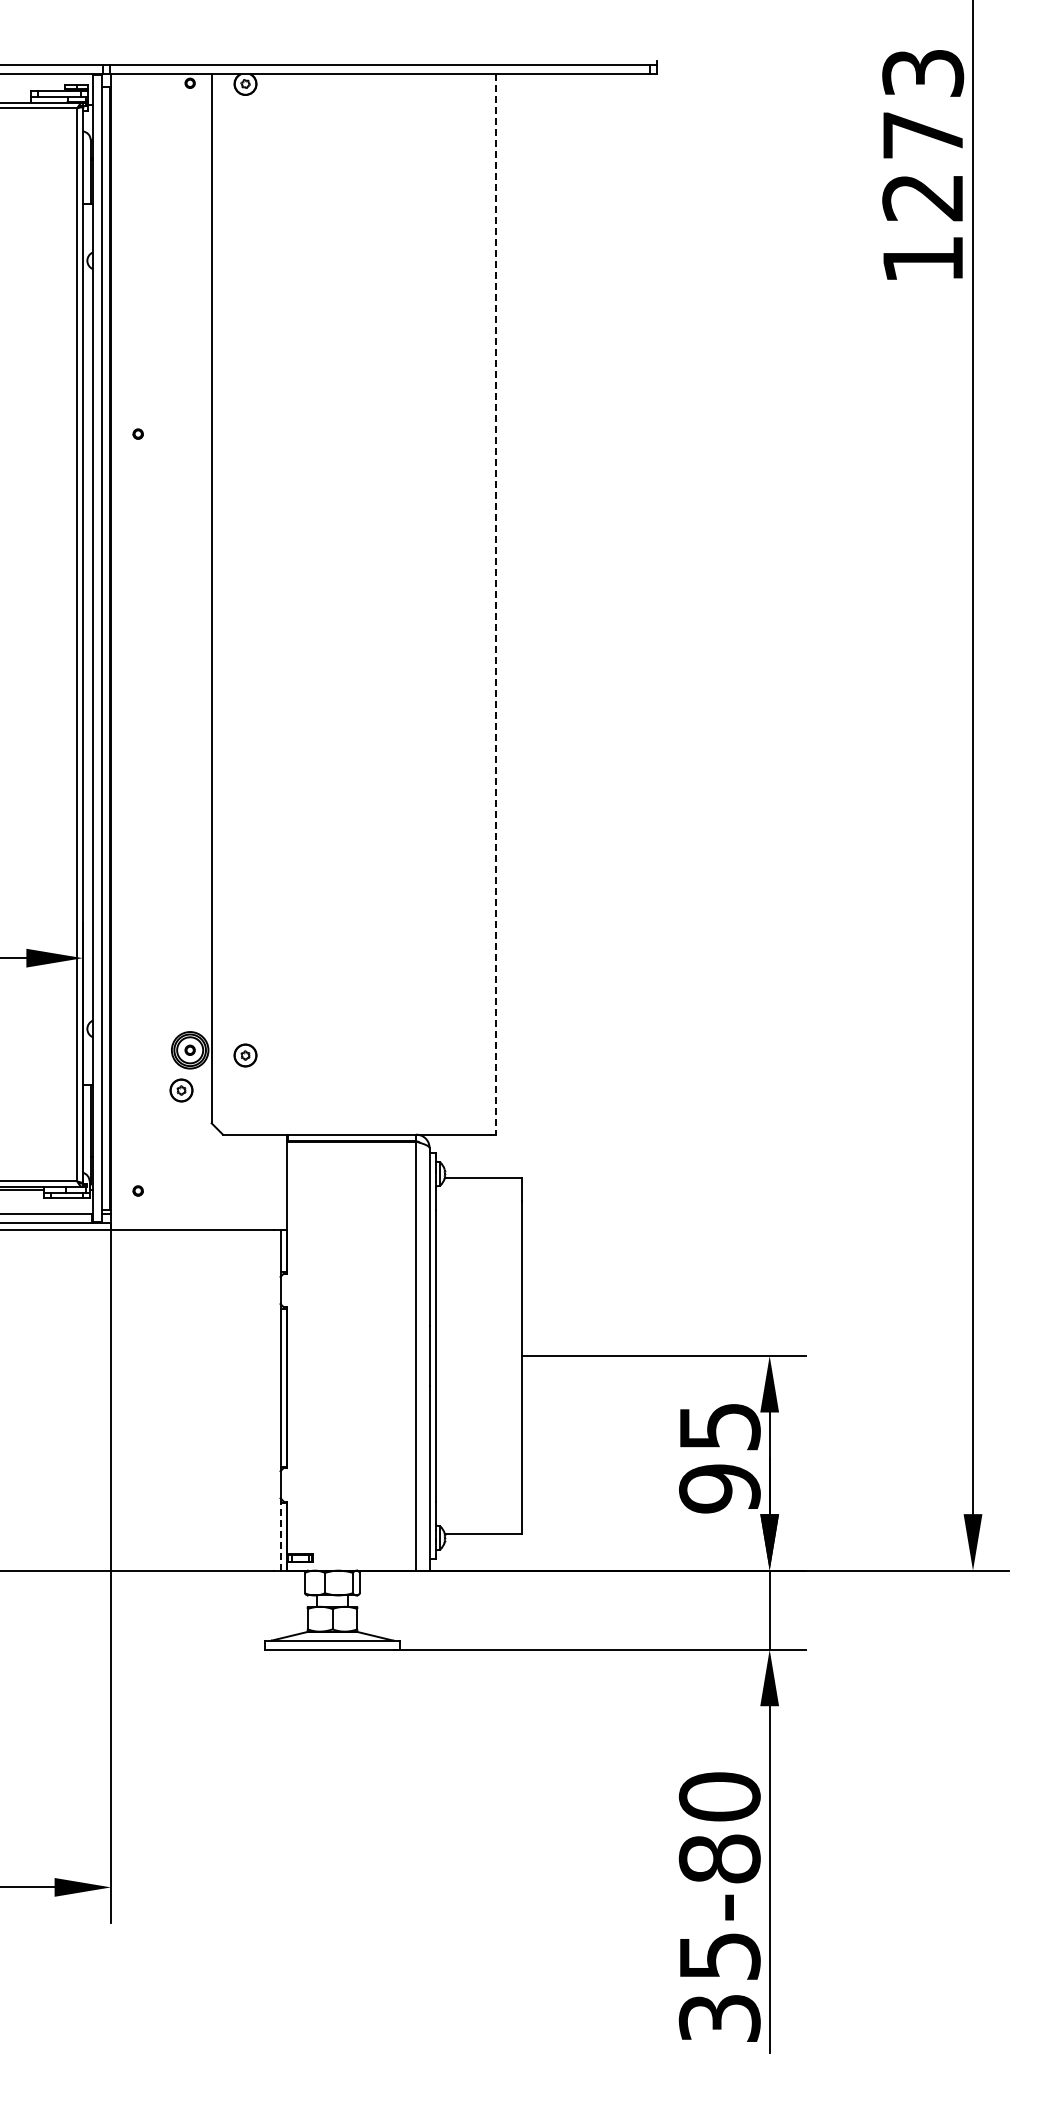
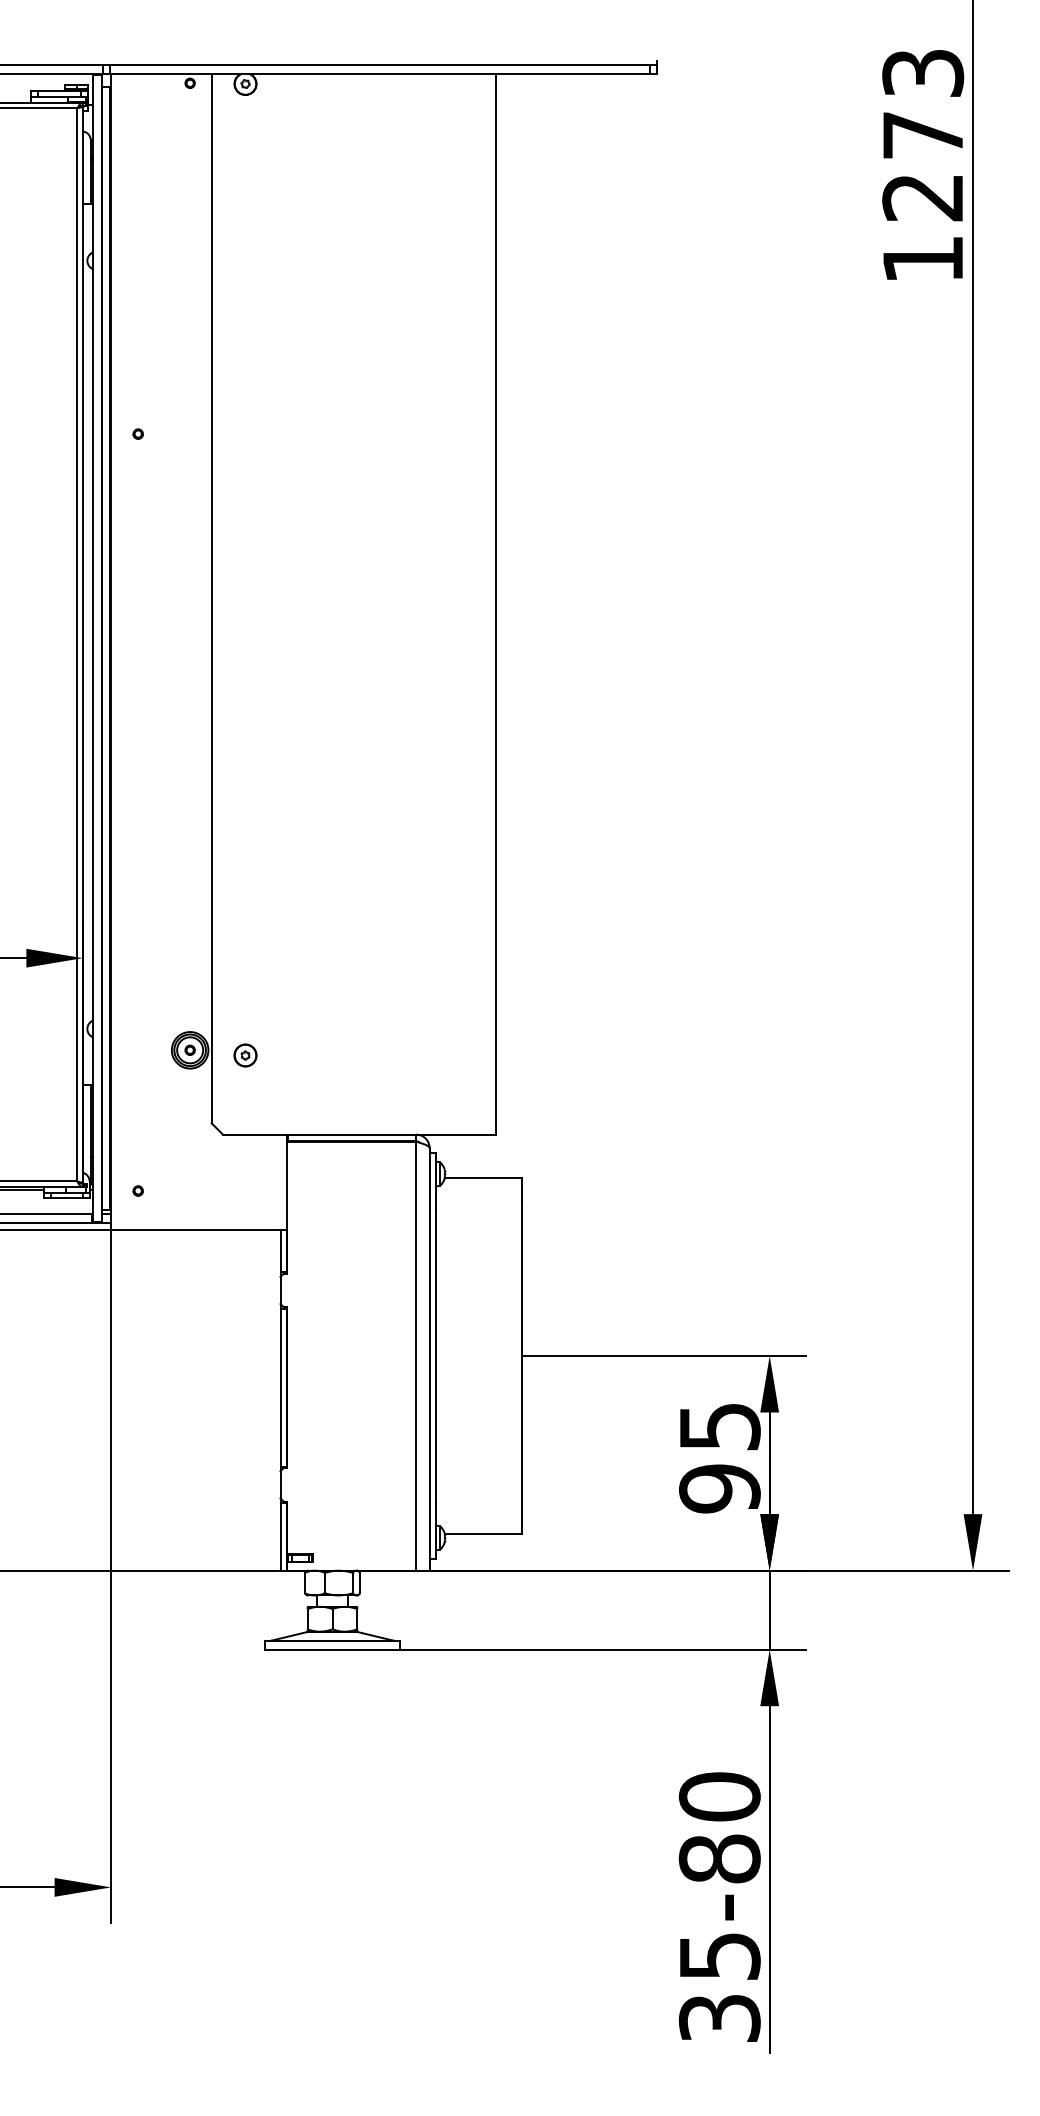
line: dashed -> solid (496, 604)
part: present -> none (181, 1090)
line: dashed -> solid (280, 1536)
